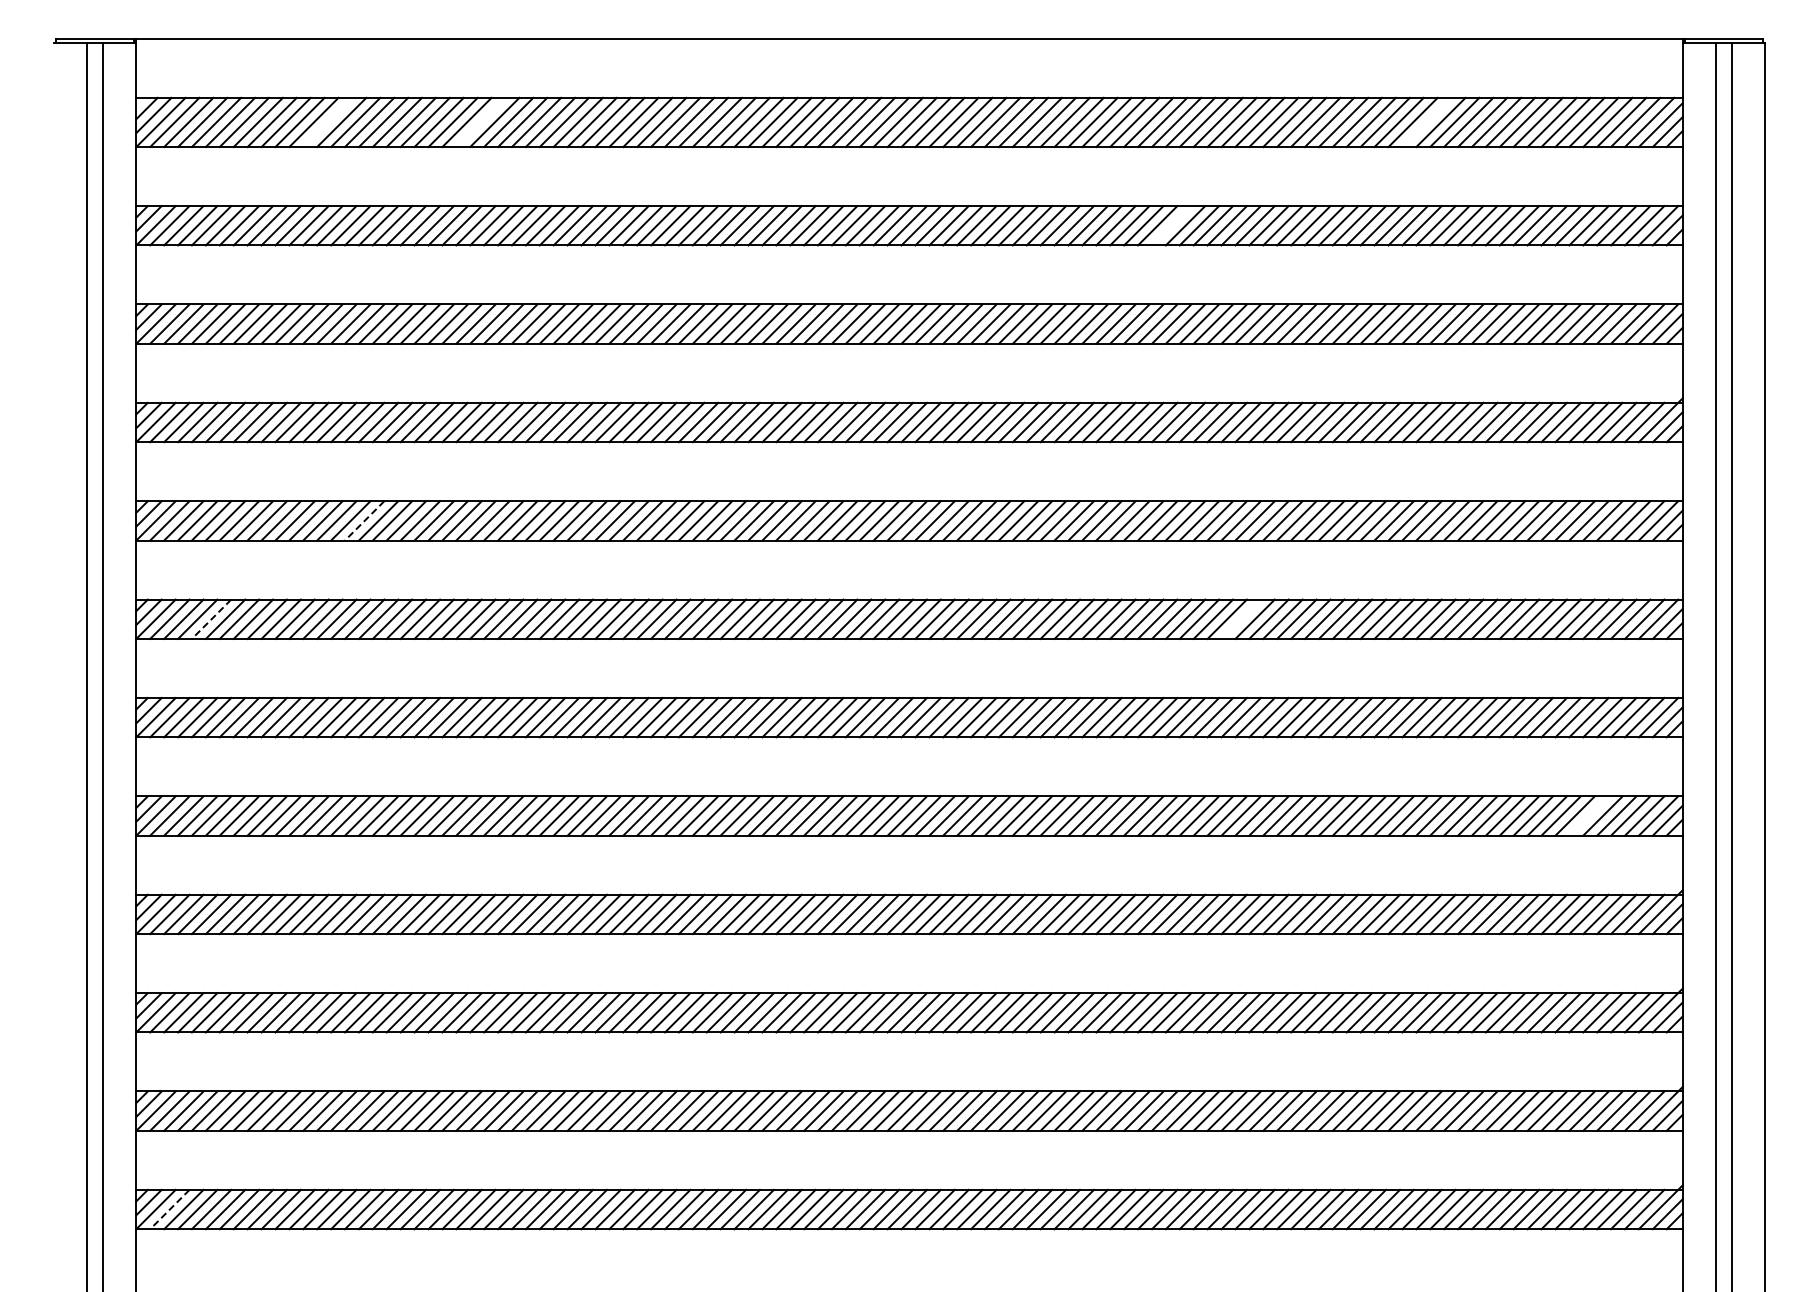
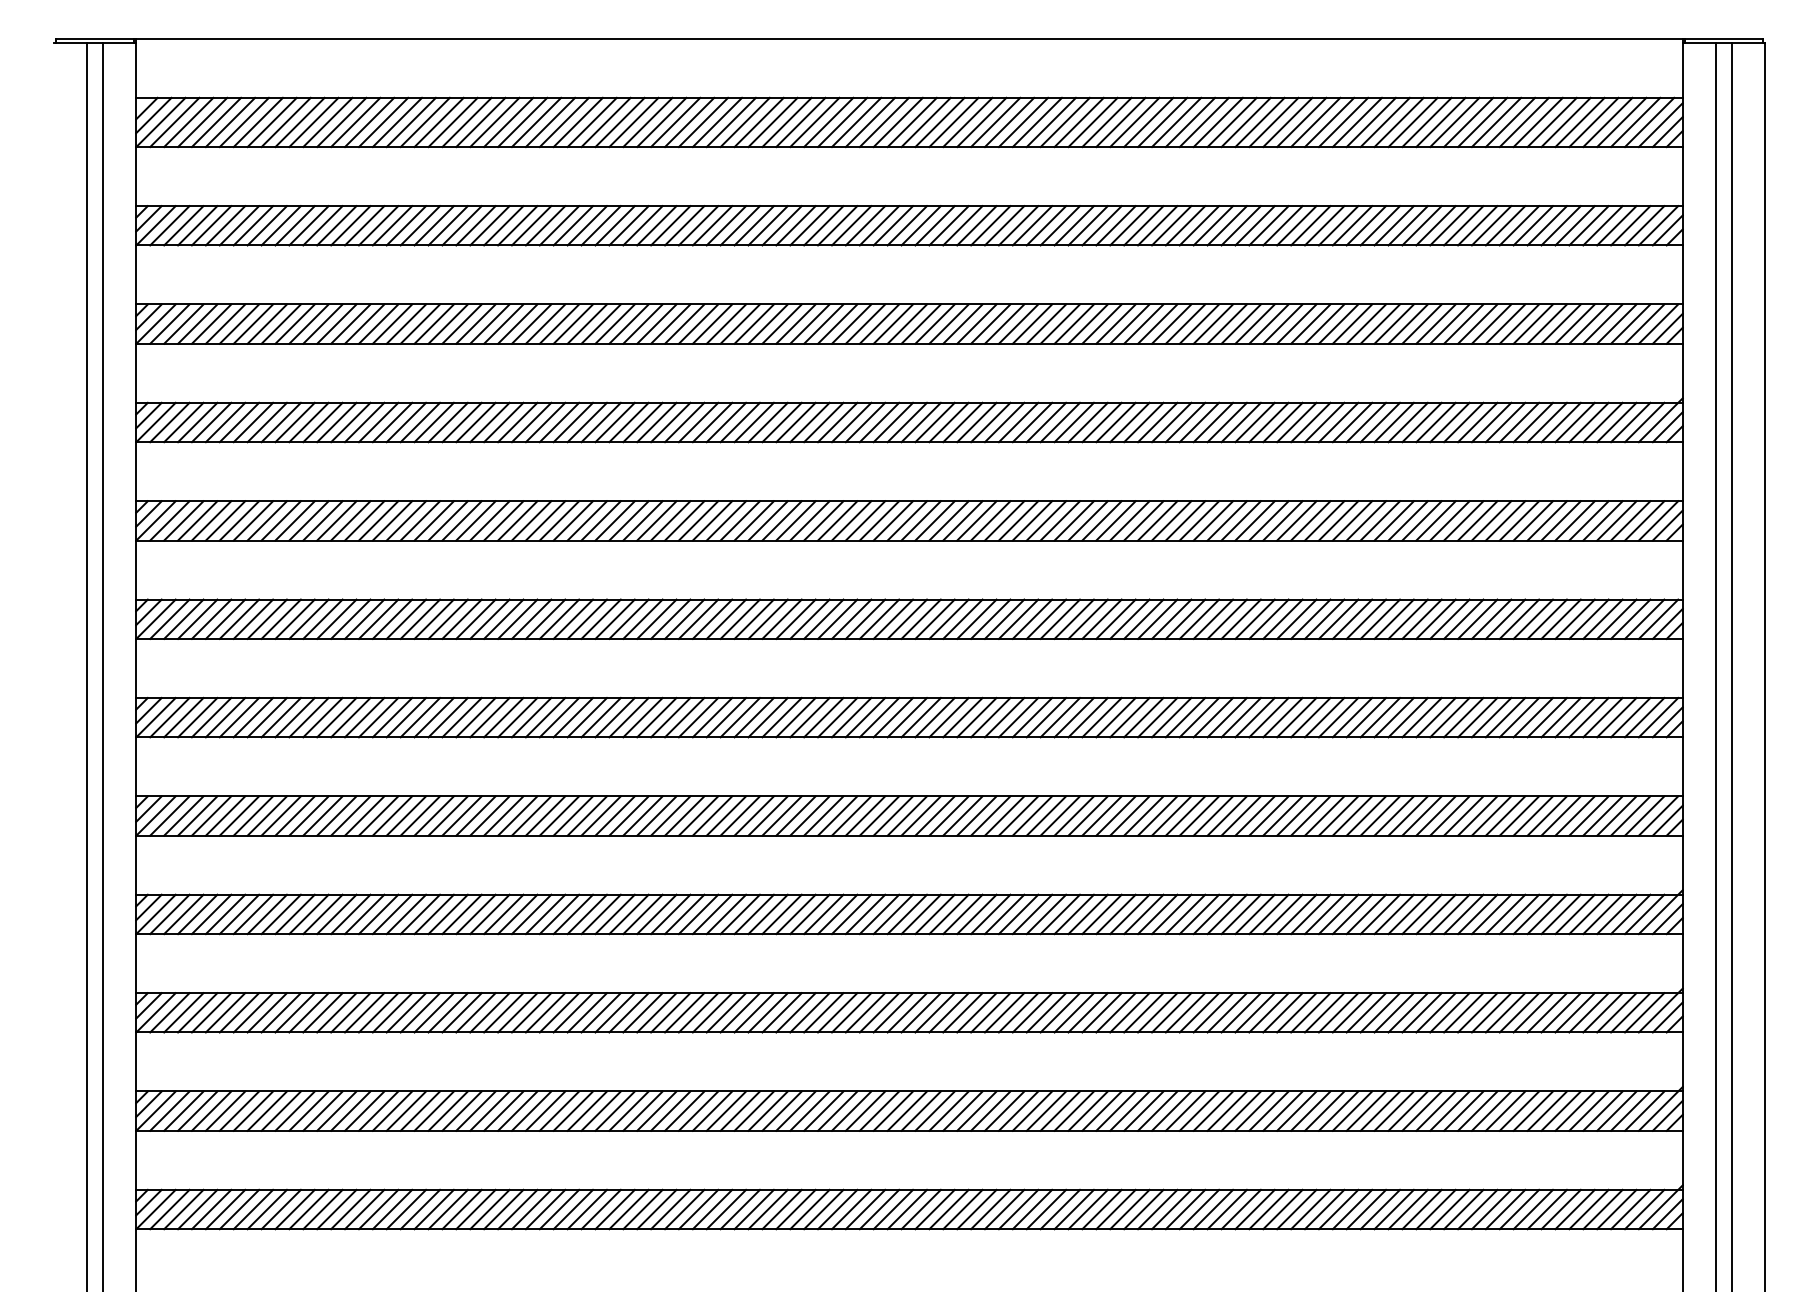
line: none -> present (327, 122)
line: none -> present (480, 122)
line: none -> present (1426, 122)
line: none -> present (1171, 225)
line: dashed -> solid (364, 520)
line: none -> present (1240, 618)
line: dashed -> solid (211, 619)
line: none -> present (1588, 815)
line: dashed -> solid (169, 1209)
